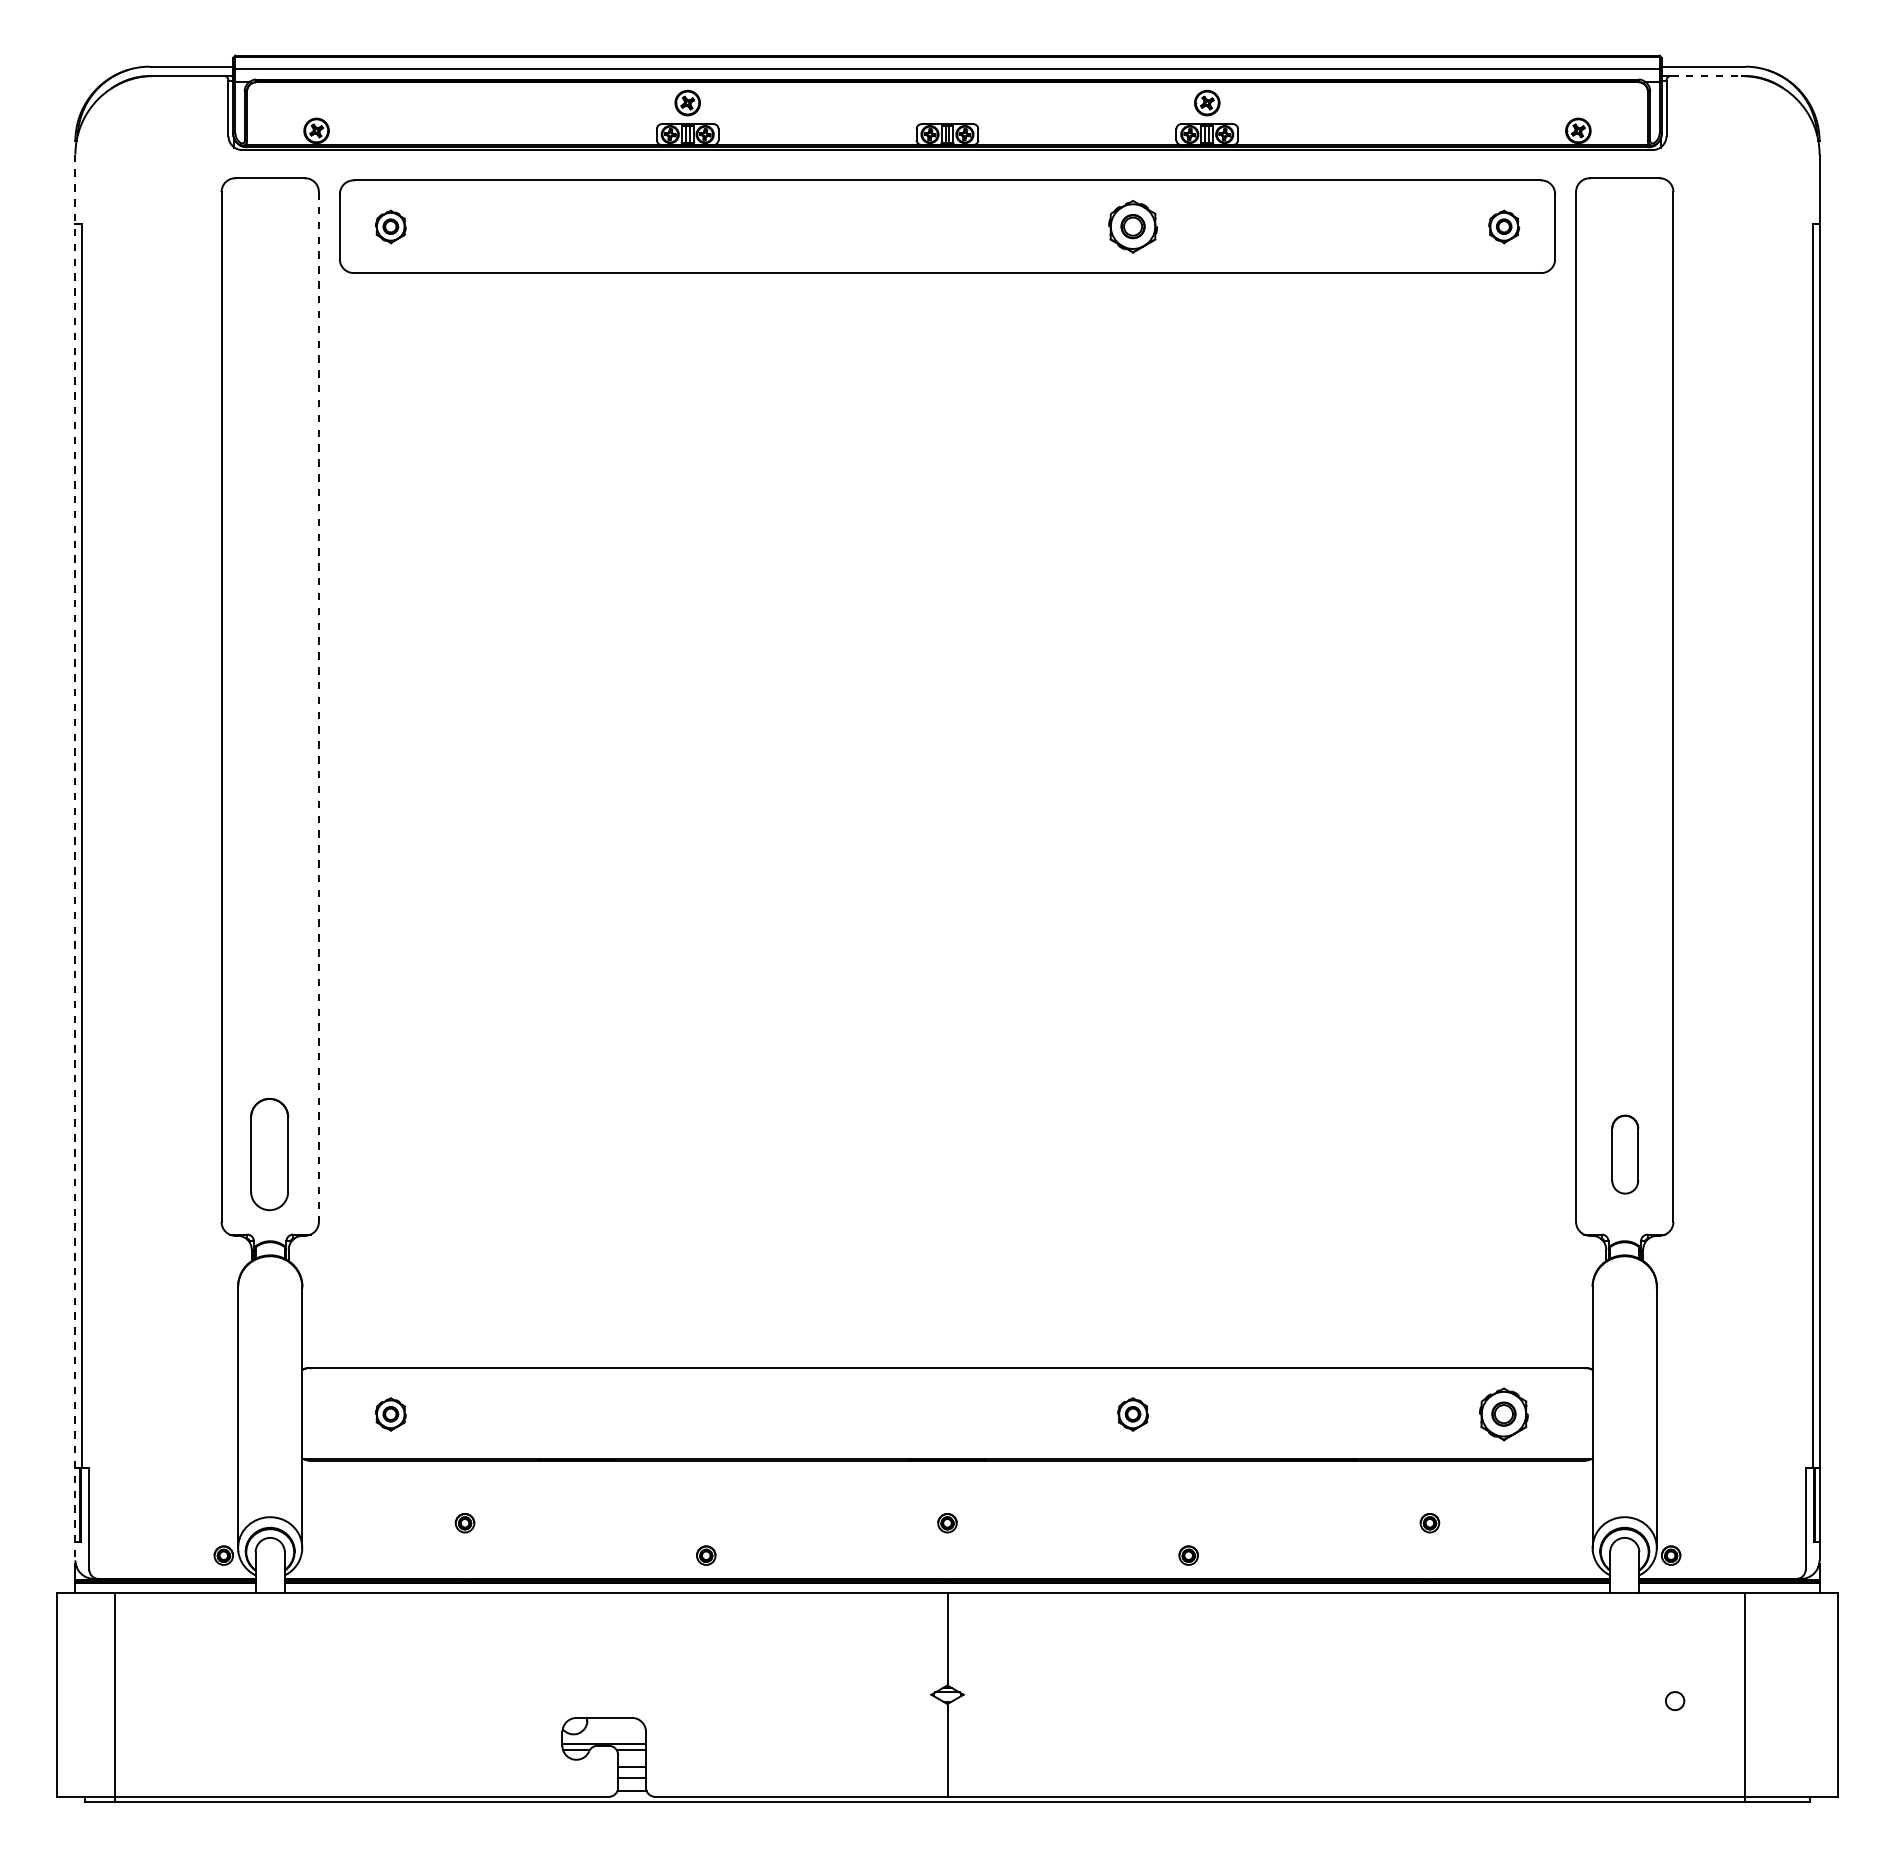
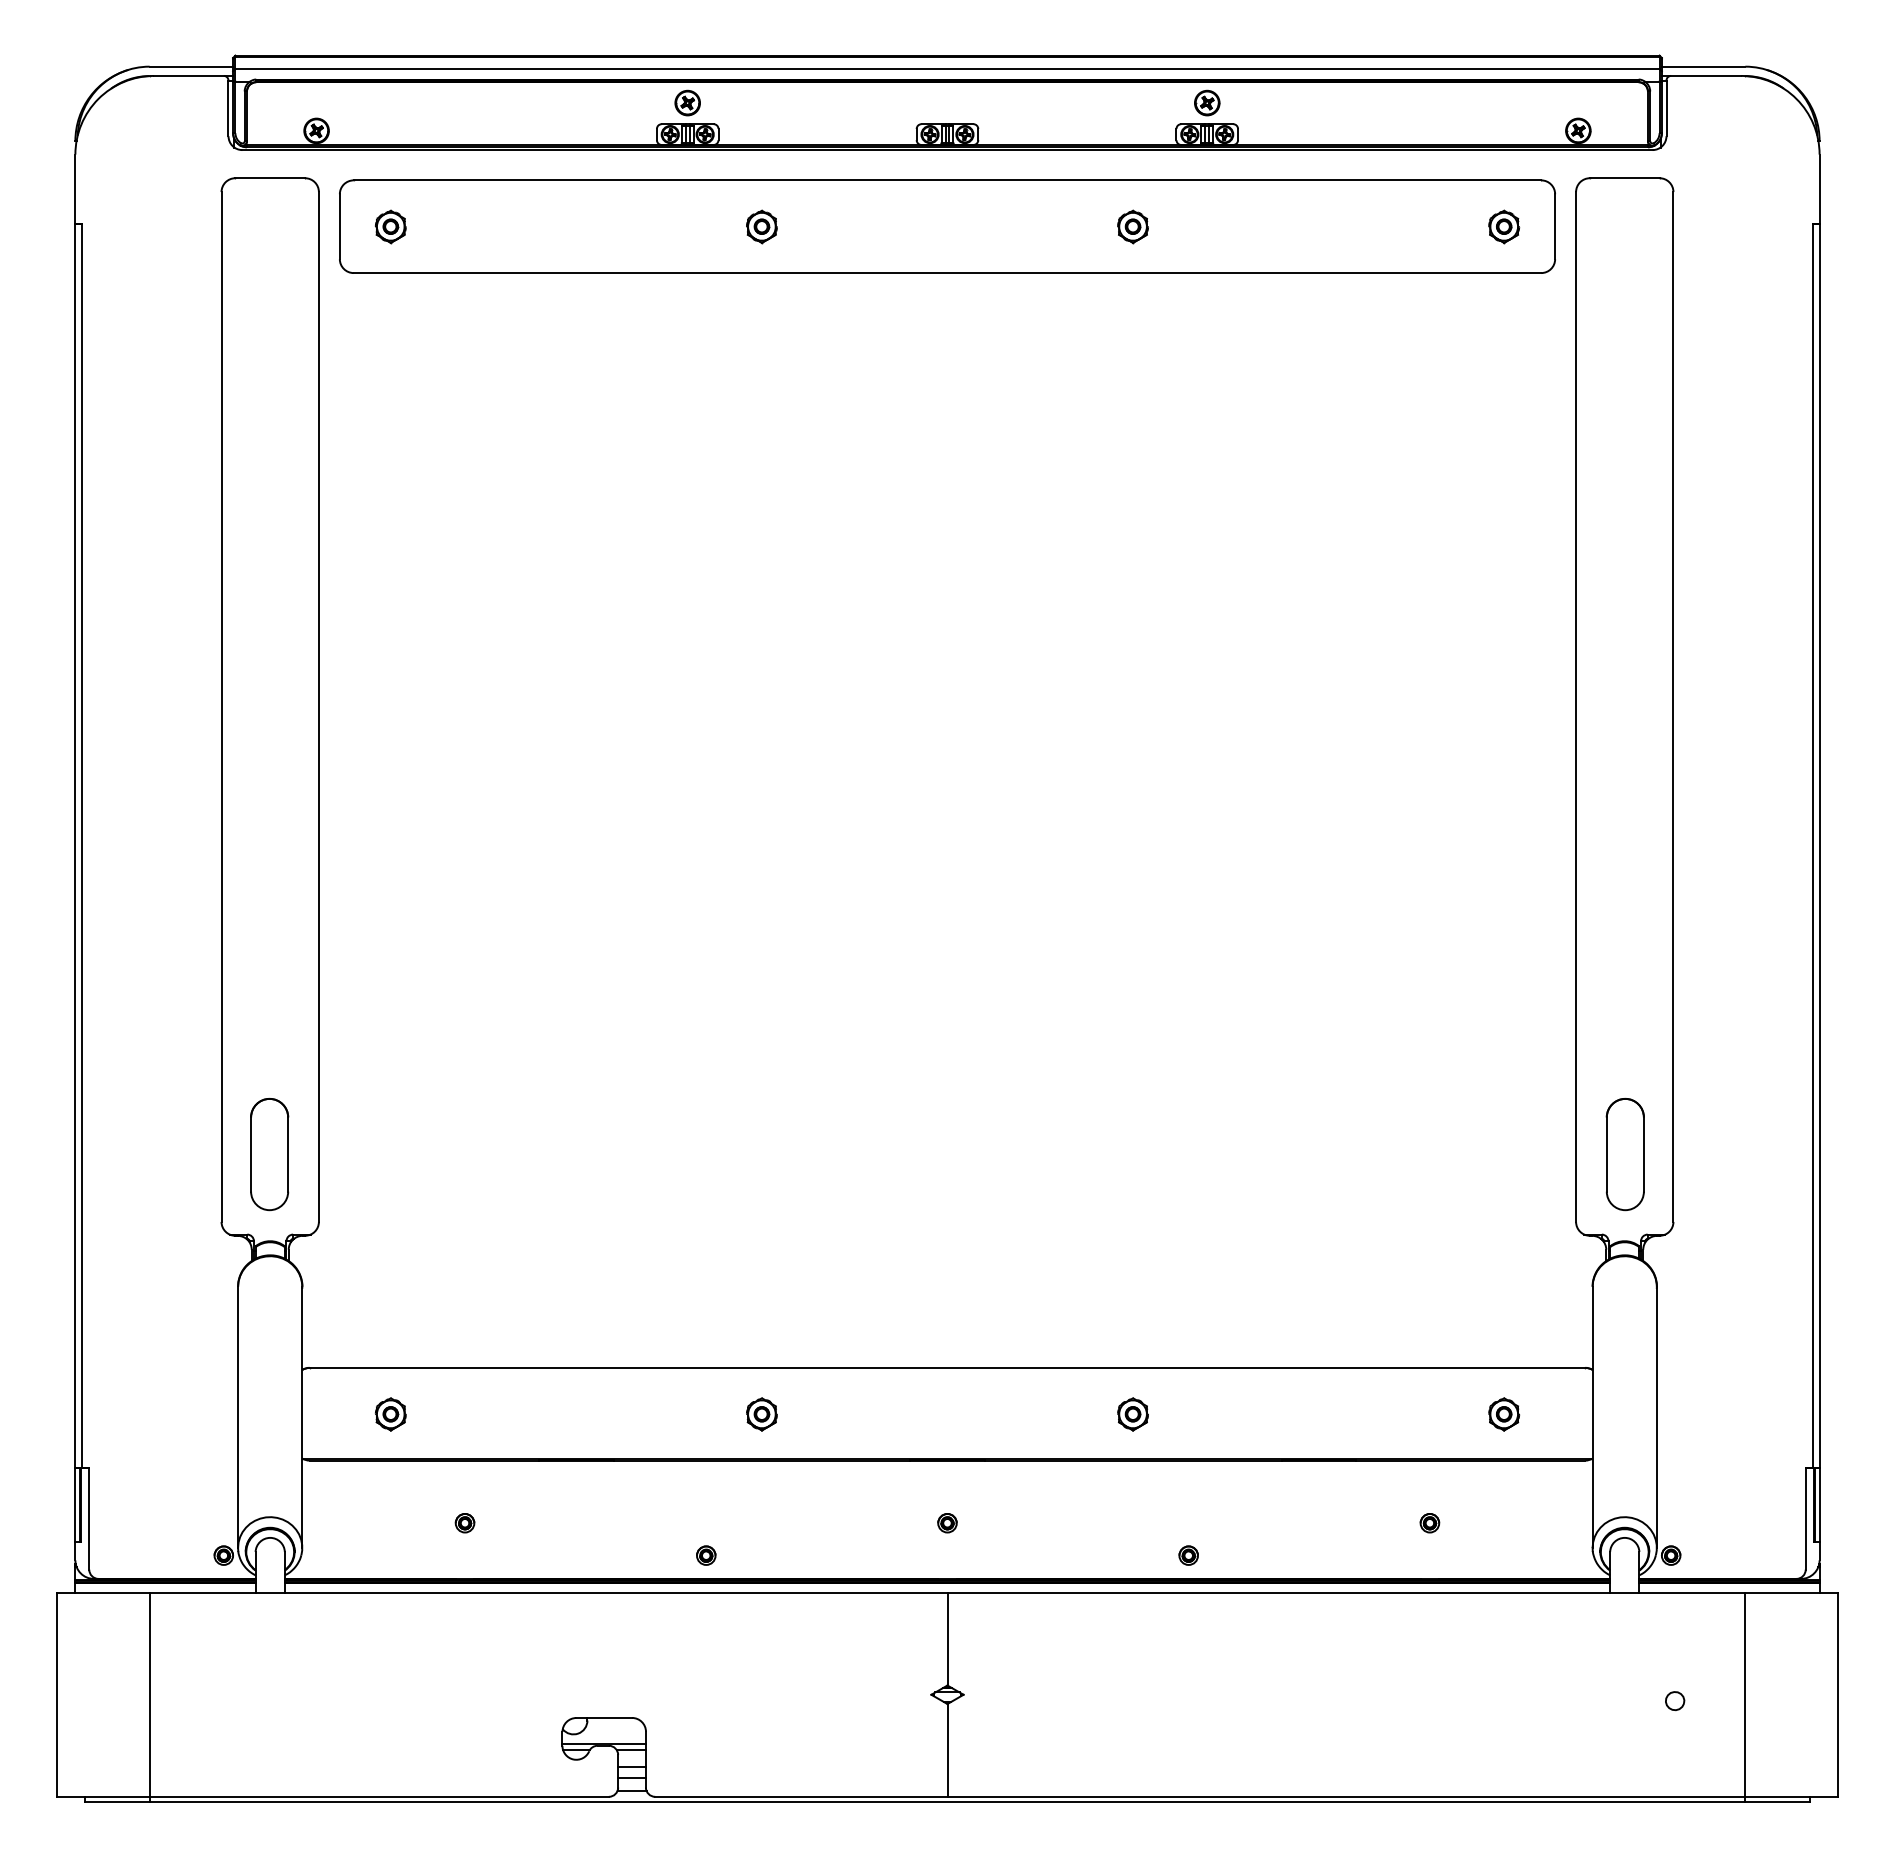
line: dashed -> solid (1706, 75)
part: none -> present (761, 226)
part size: 50x55 px -> 32x36 px (1132, 226)
line: dashed -> solid (318, 707)
line: dashed -> solid (75, 857)
part size: 29x81 px -> 40x114 px (1624, 1154)
part: none -> present (761, 1414)
part size: 50x55 px -> 33x35 px (1504, 1414)
line position: (114, 1697) -> (149, 1697) (149, 1697)
